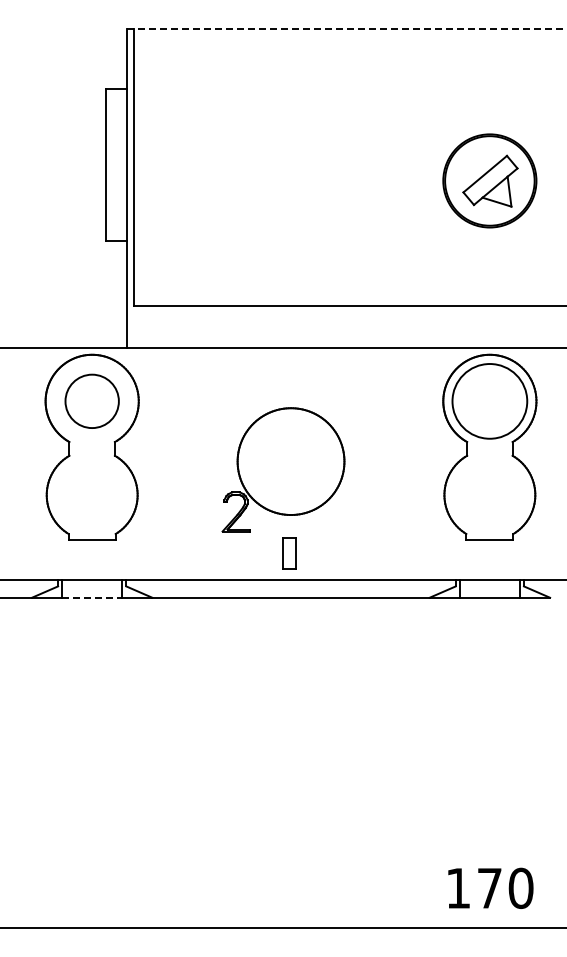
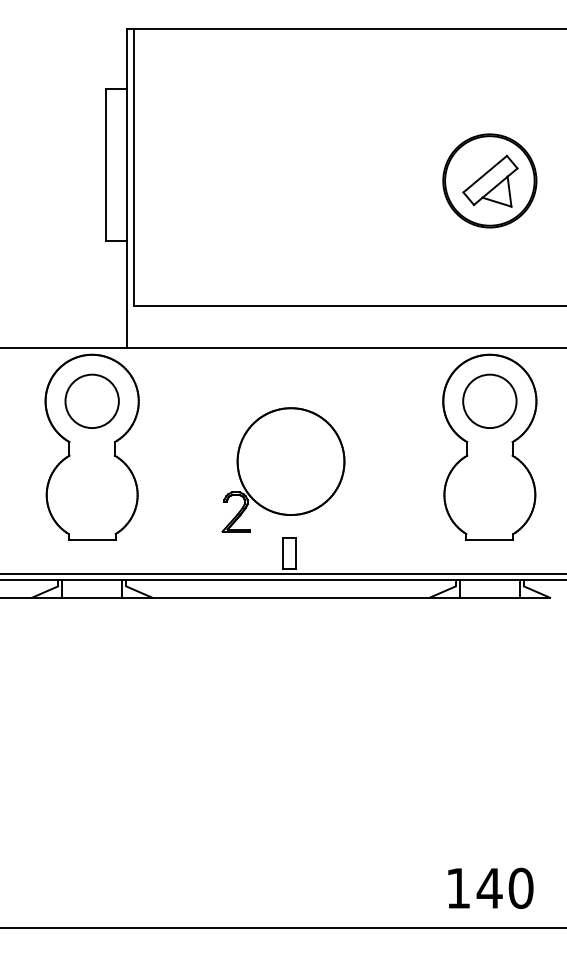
line: dashed -> solid (347, 28)
circle diameter: 75 px -> 53 px (489, 401)
line: none -> present (282, 573)
line: dashed -> solid (92, 597)
text: 170 -> 140 (489, 888)
